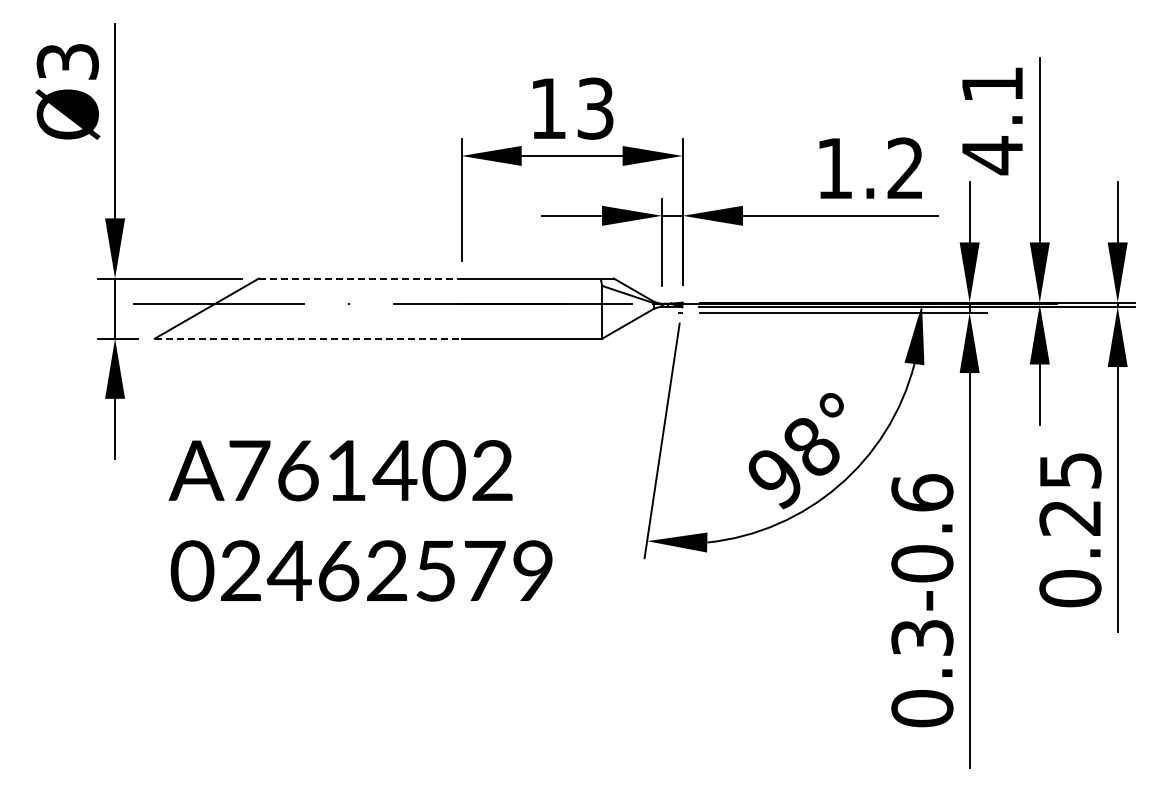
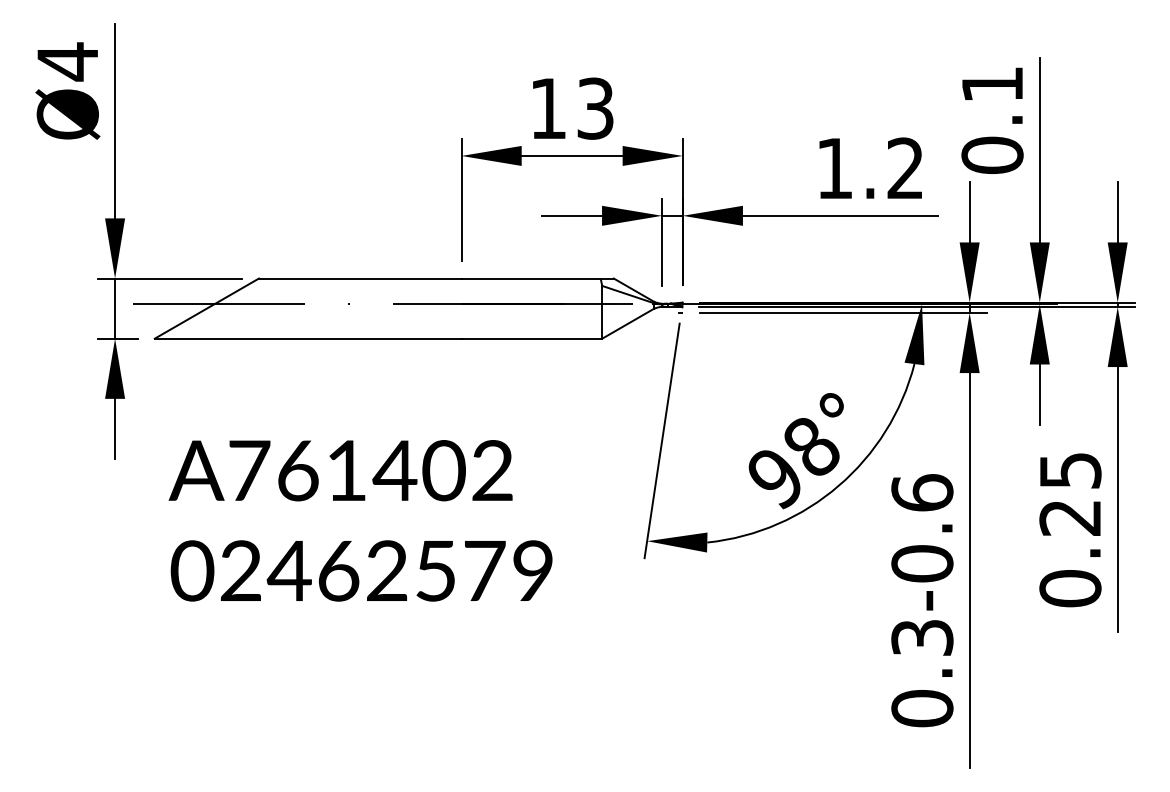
text: Ø3 -> Ø4 (67, 61)
text: 4.1 -> 0.1 (992, 155)
line: dashed -> solid (360, 278)
line: dashed -> solid (308, 338)
